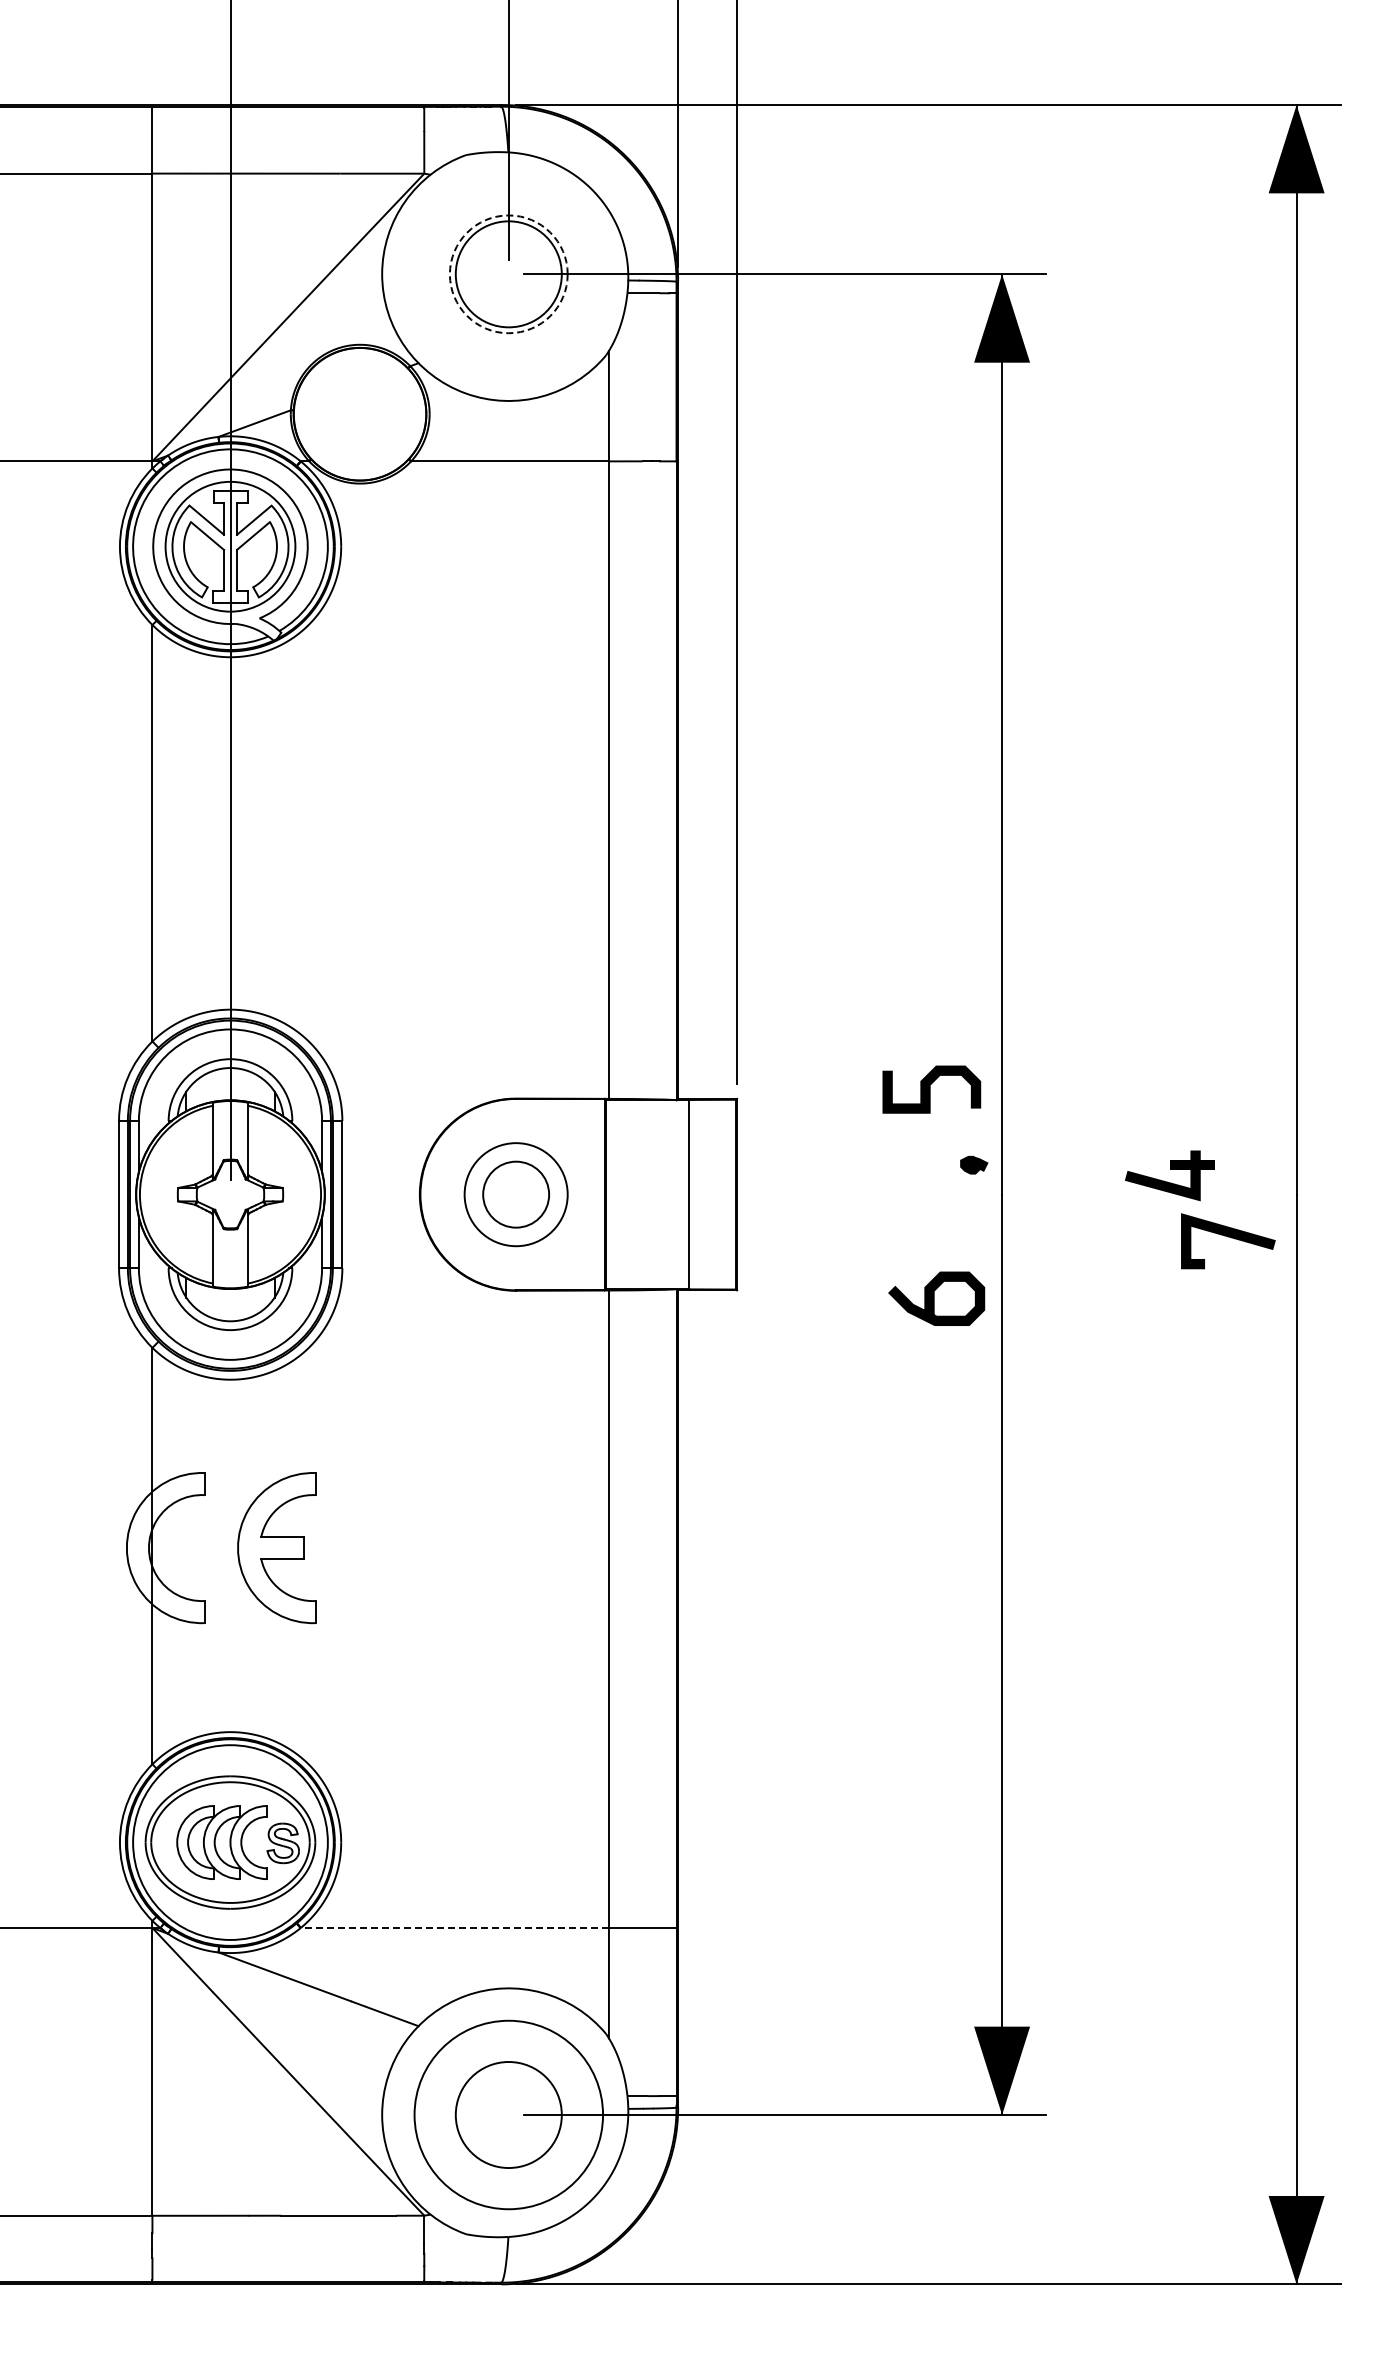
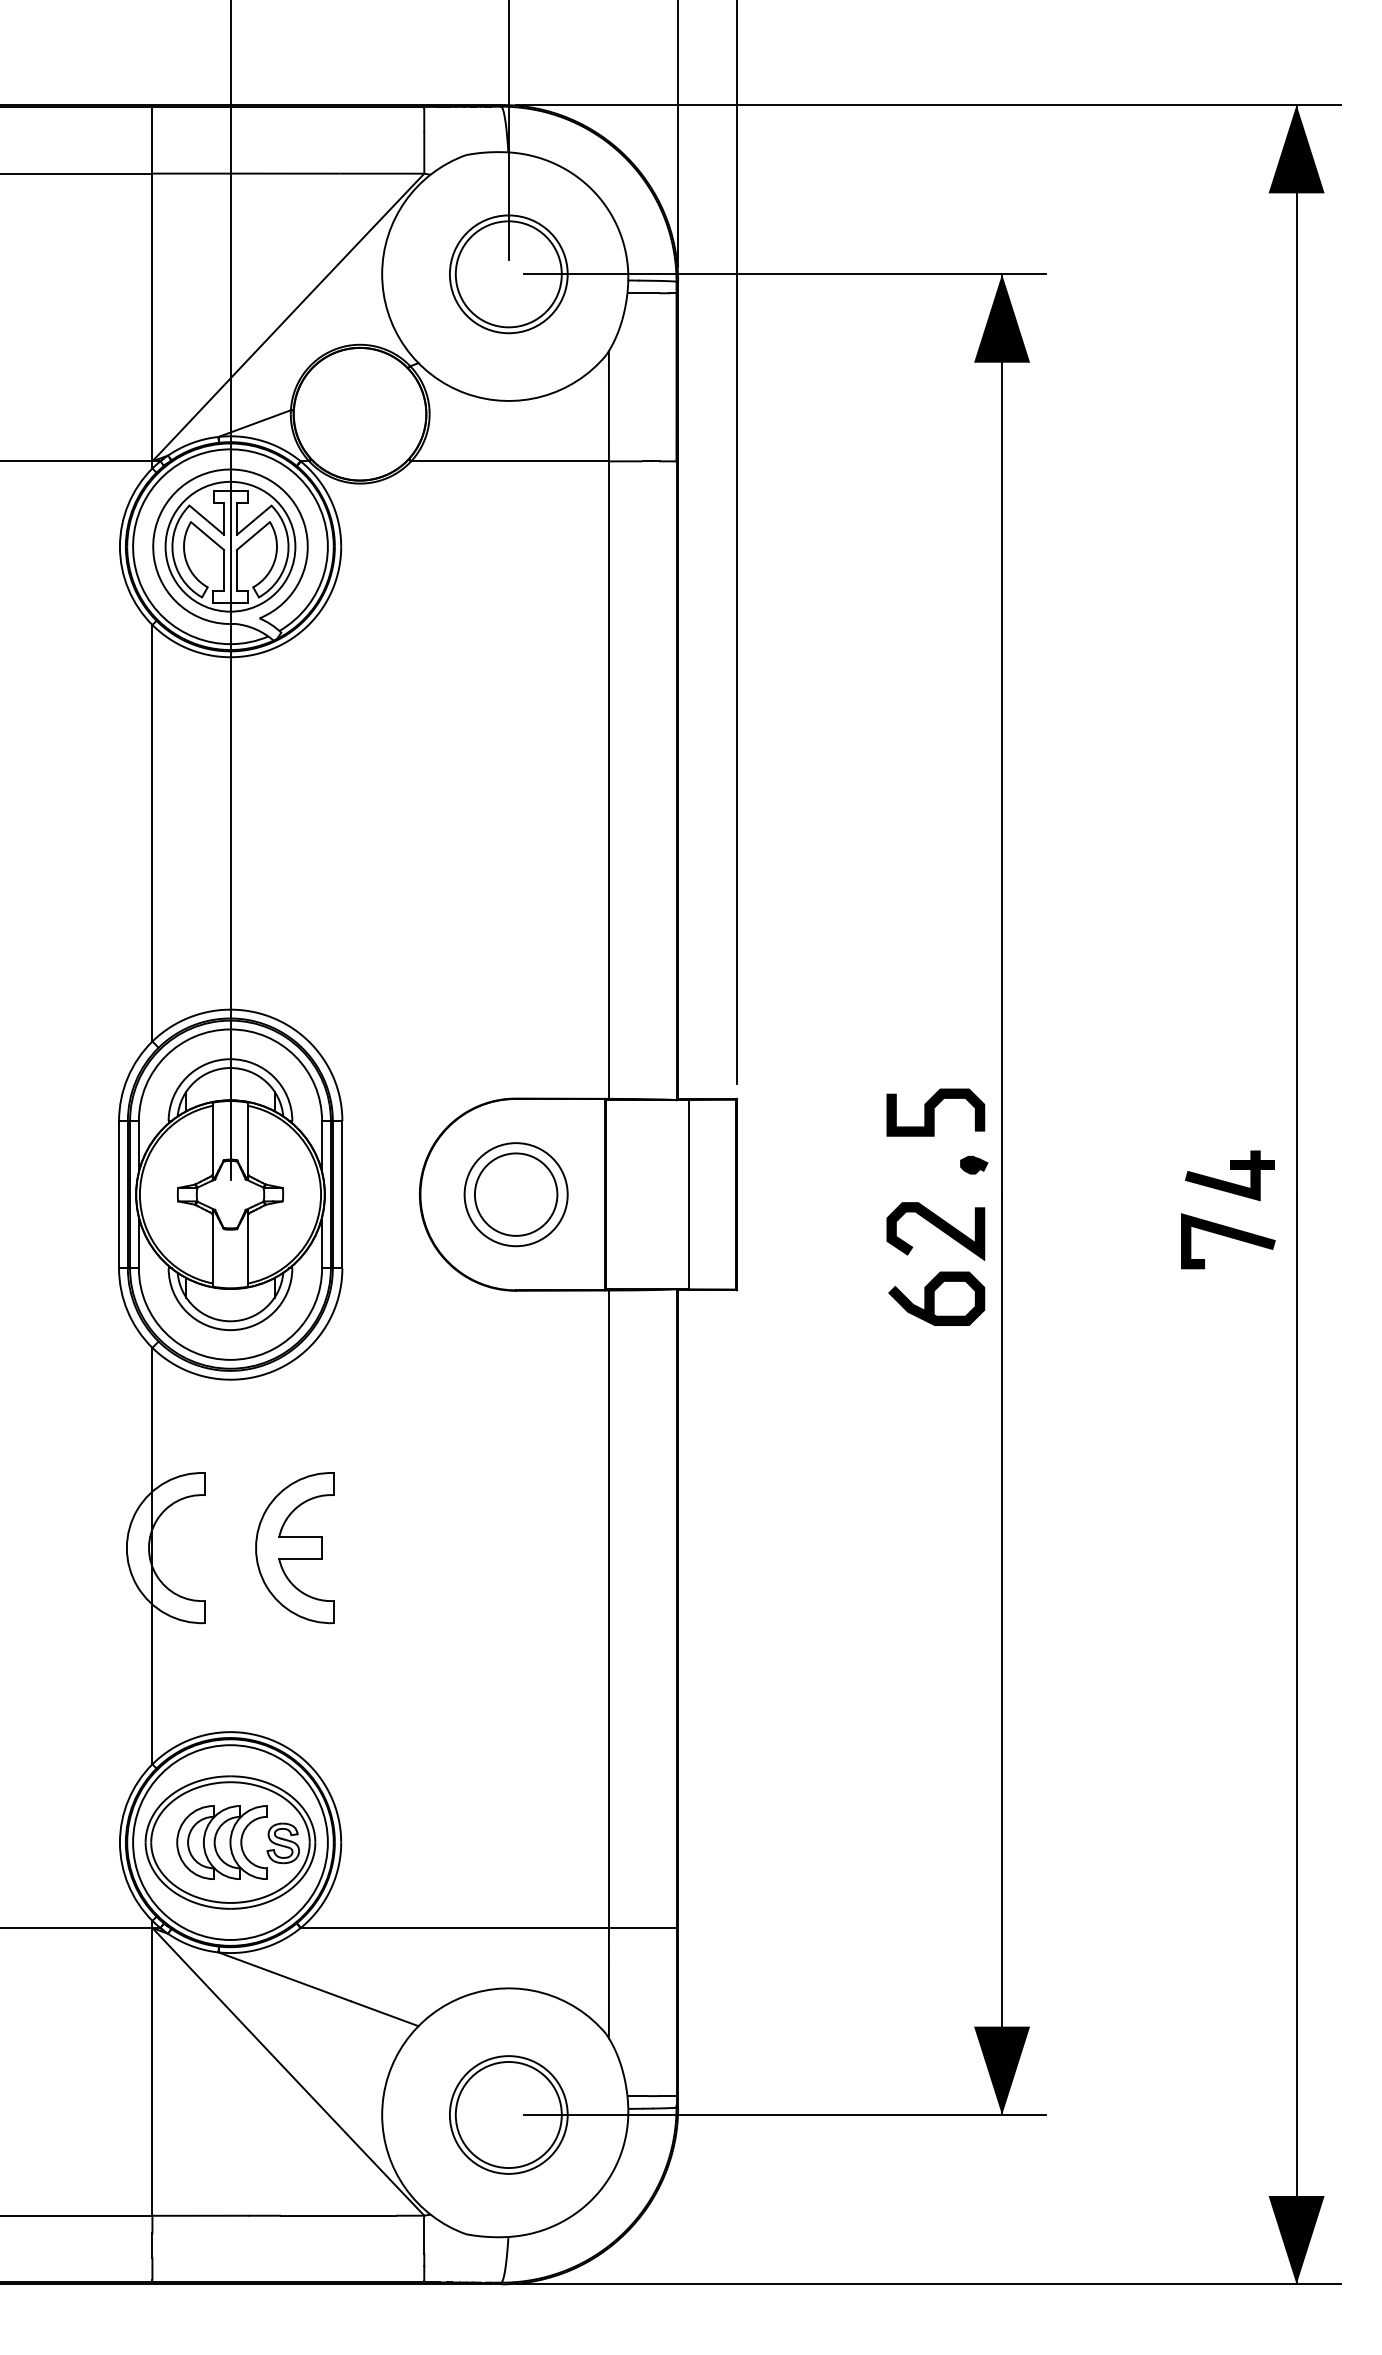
circle: dashed -> solid (508, 274)
curve position: (930, 1089) -> (934, 1112) (934, 1112)
part position: (1170, 1169) -> (1230, 1169) (1230, 1169)
circle diameter: 66 px -> 82 px (515, 1194)
curve: none -> present (936, 1227)
part position: (276, 1548) -> (294, 1548) (294, 1548)
line: dashed -> solid (454, 1927)
circle diameter: 188 px -> 118 px (508, 2114)
